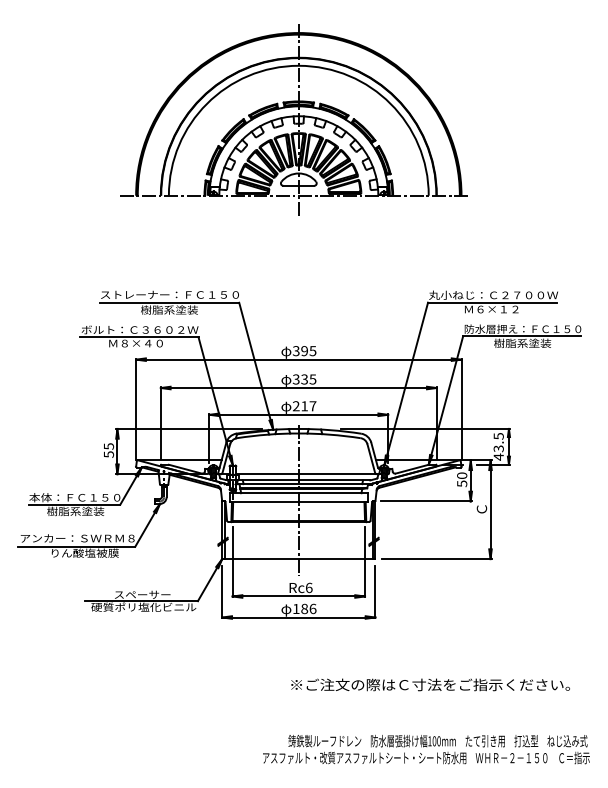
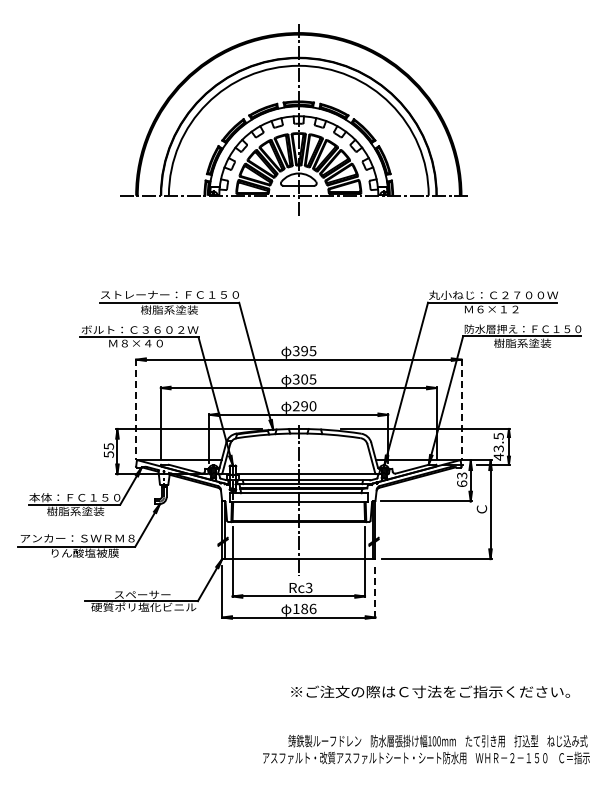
text: 335 -> 305 (304, 379)
text: 217 -> 290 (308, 406)
line: solid -> dashed (136, 409)
line: solid -> dashed (461, 409)
text: 50 -> 63 (462, 479)
text: Rc6 -> Rc3 (308, 587)
line: solid -> dashed (375, 591)
text position: (430, 684) -> (430, 691) (430, 691)
